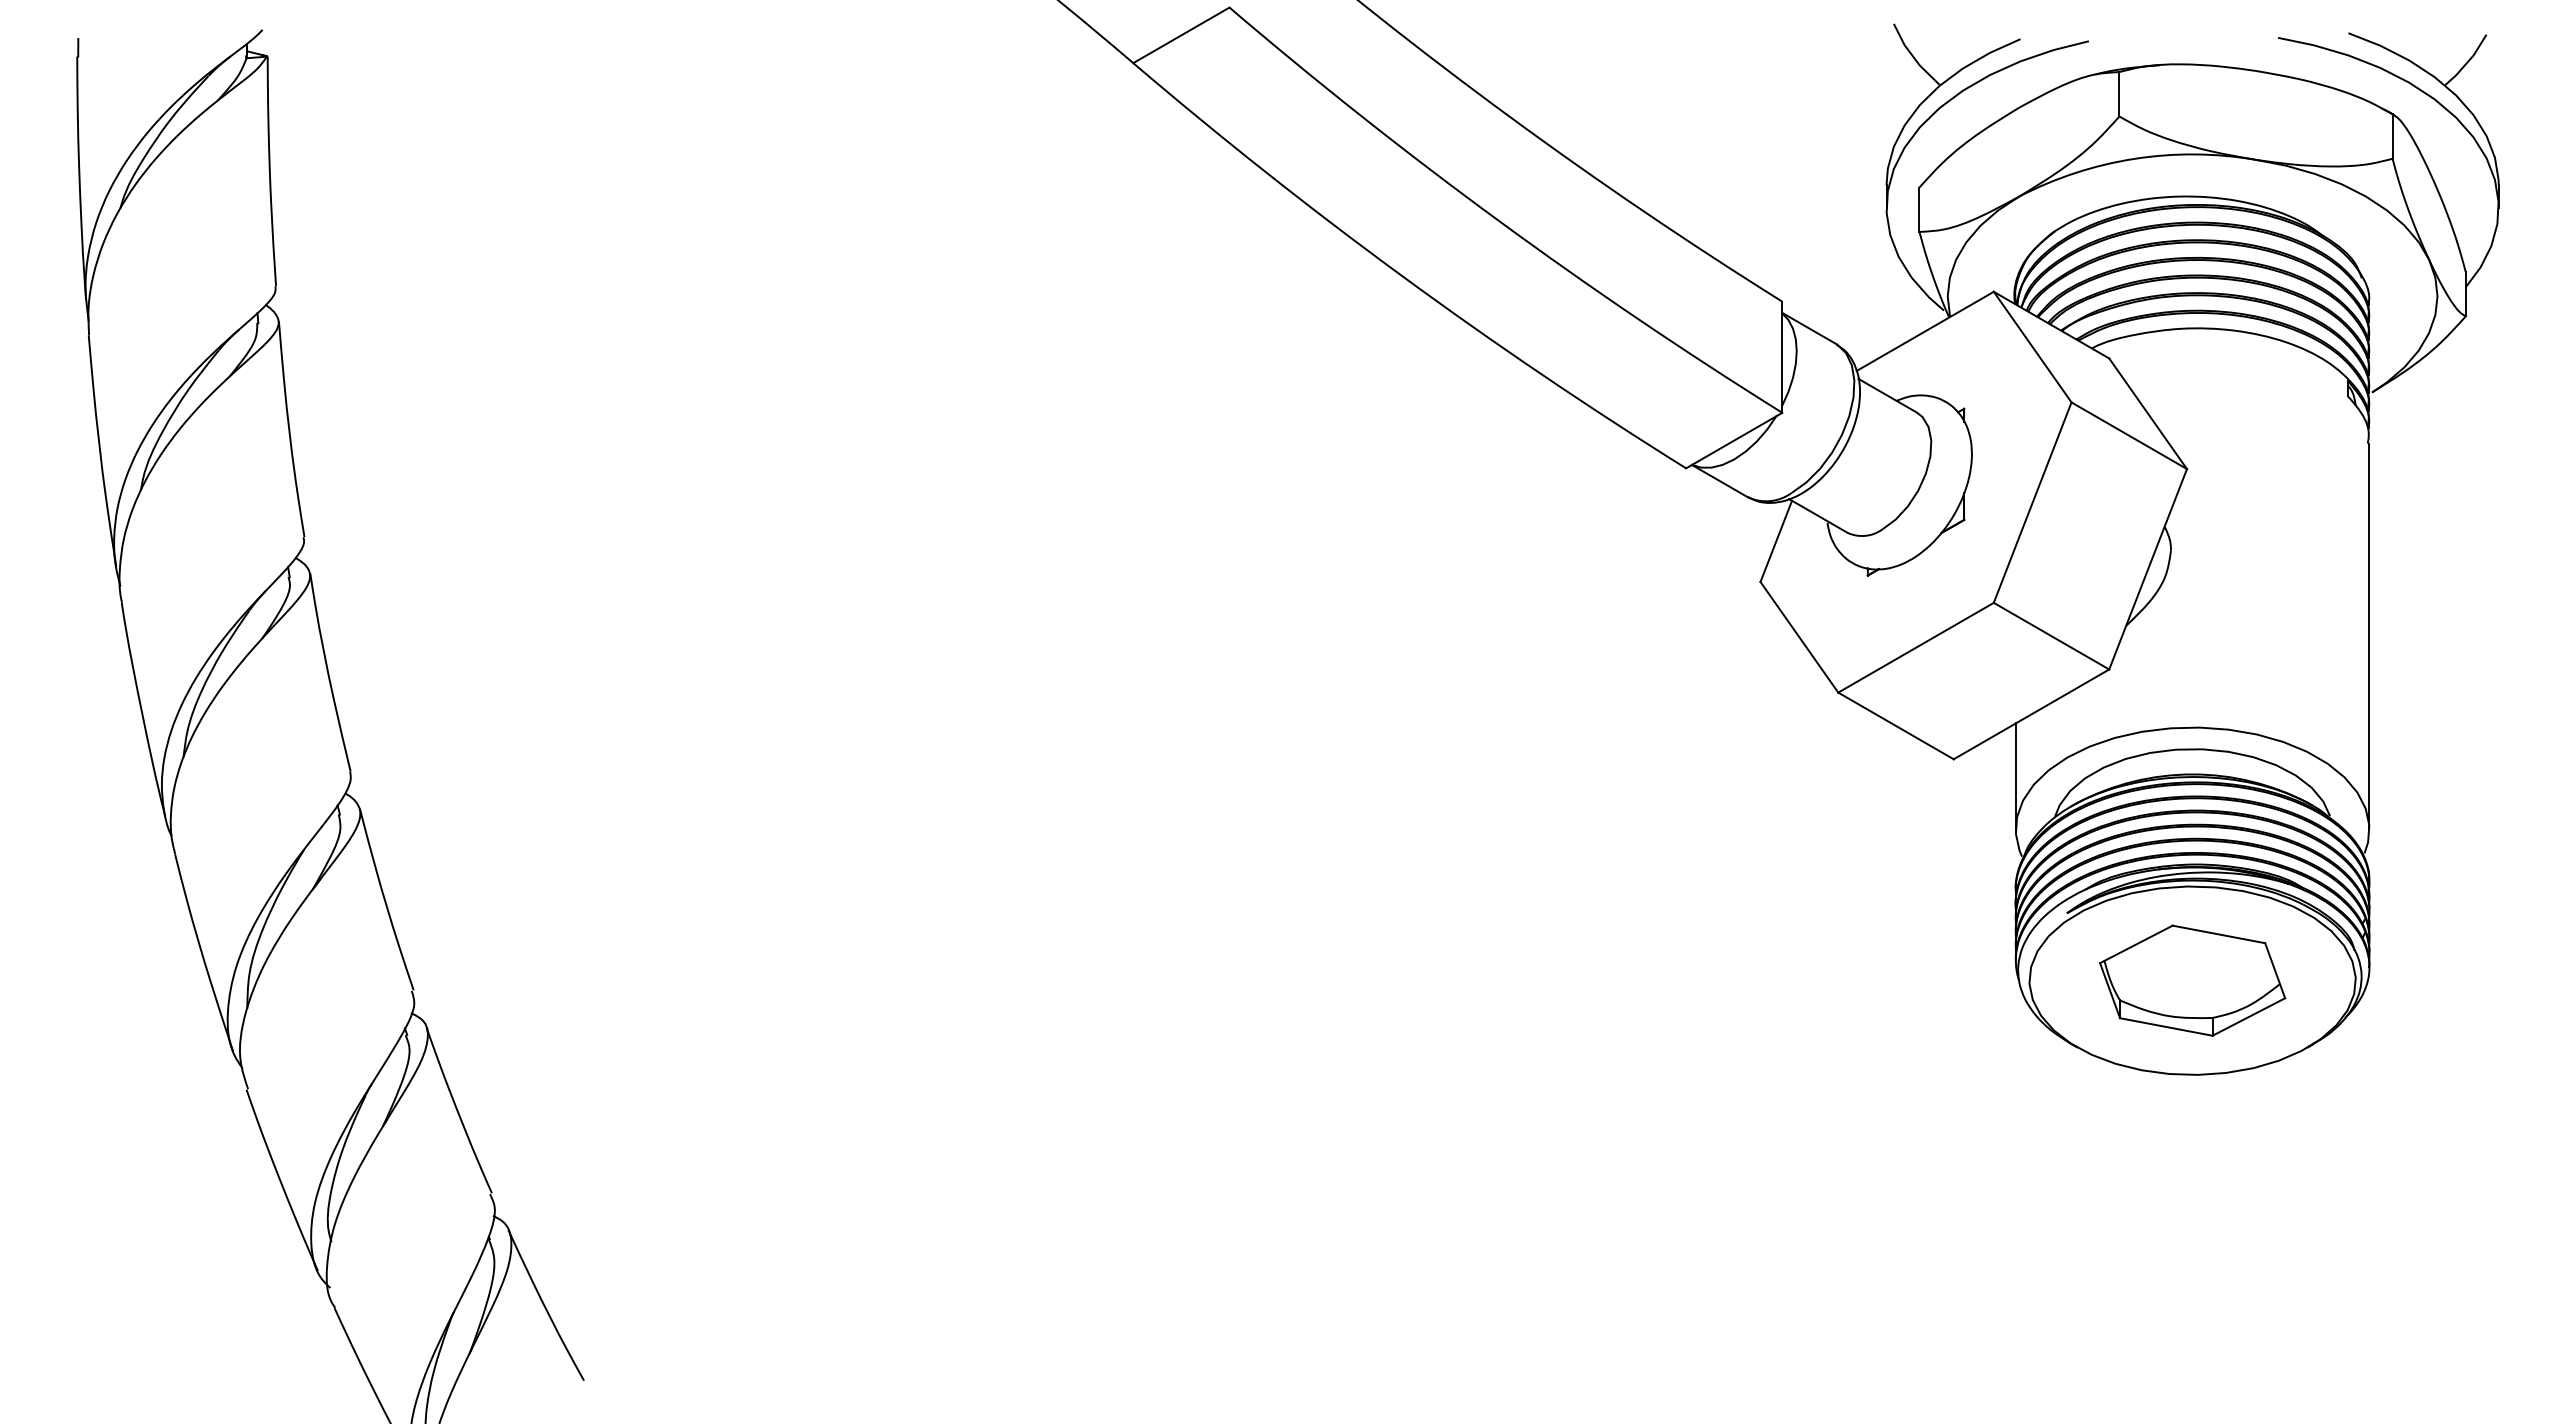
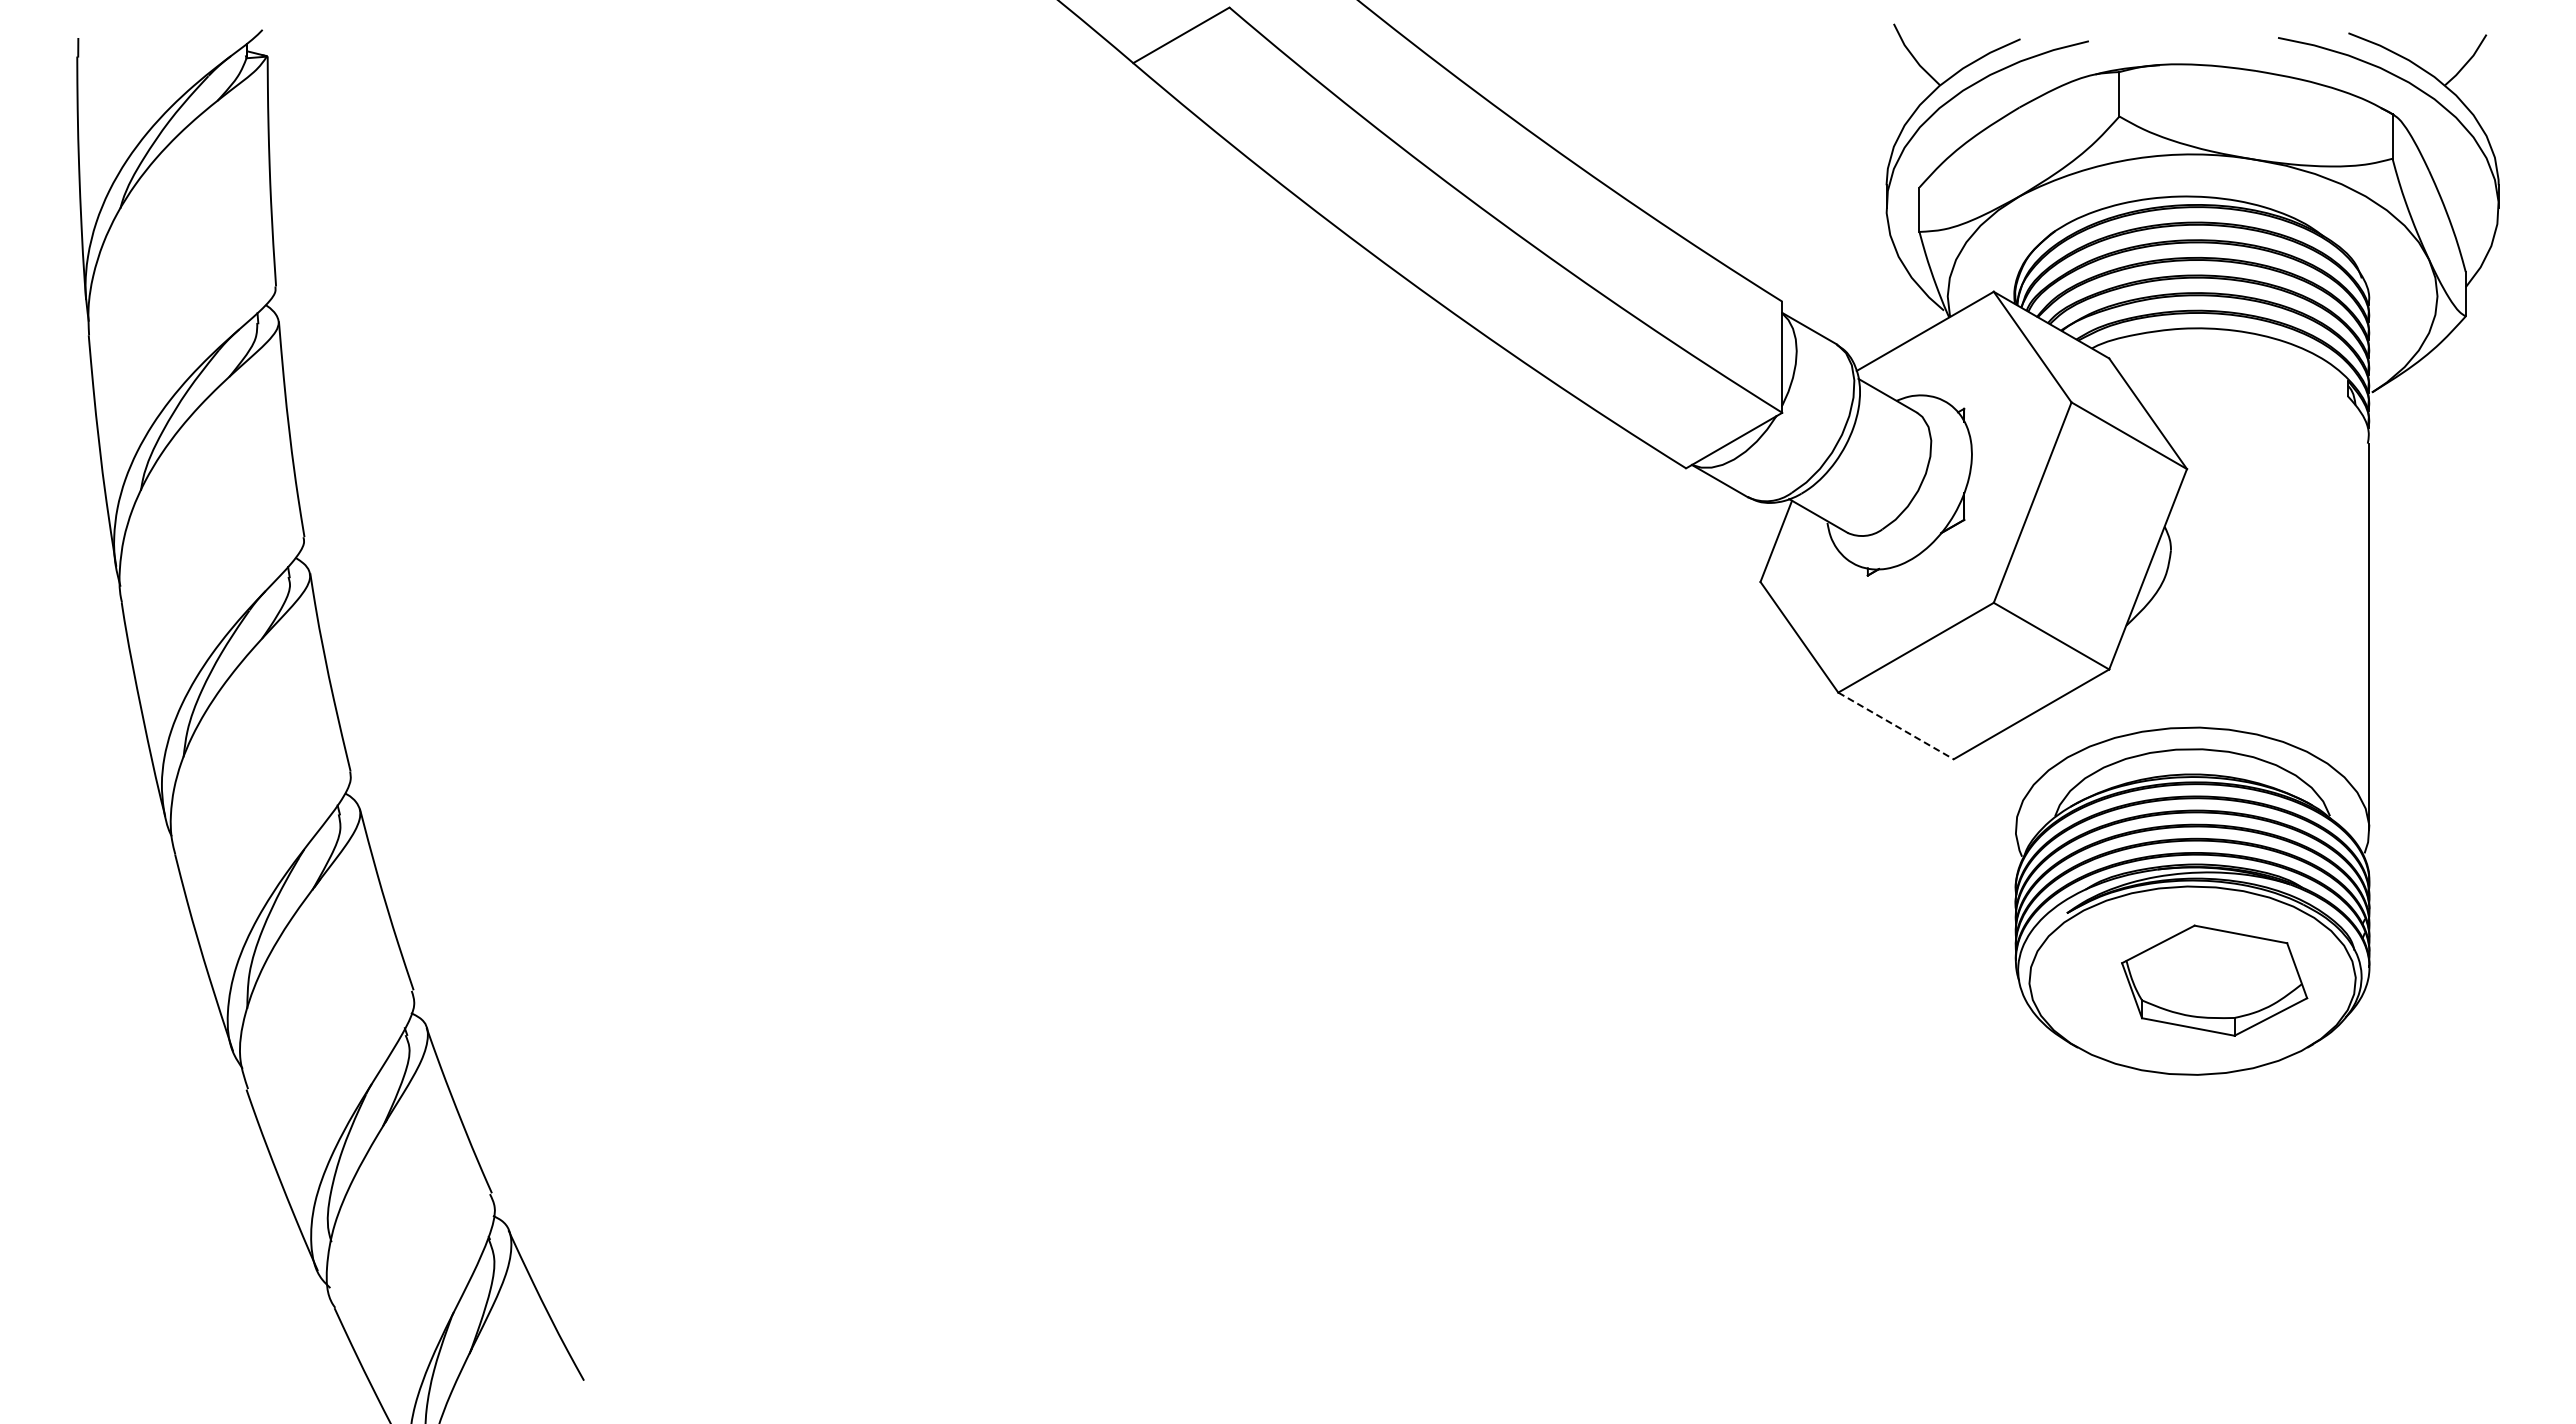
line: solid -> dashed (1896, 725)
line: present -> none (2015, 776)
part position: (2192, 980) -> (2214, 980) (2214, 980)
